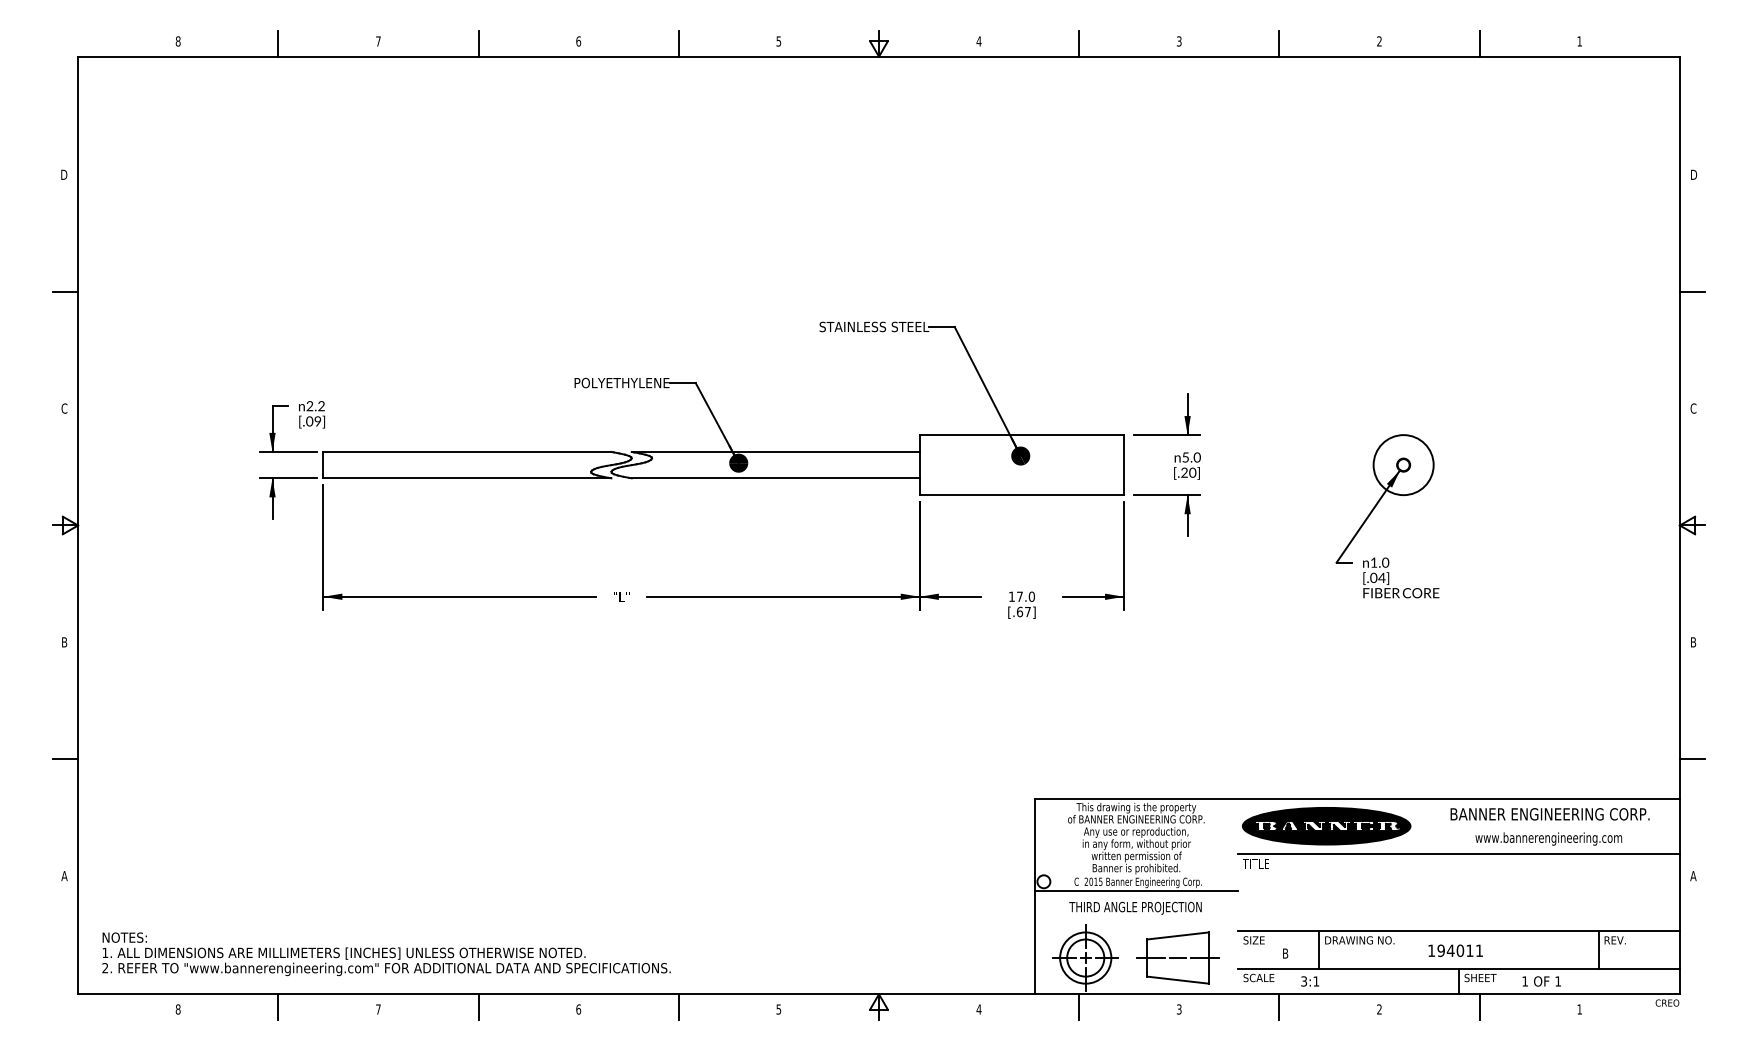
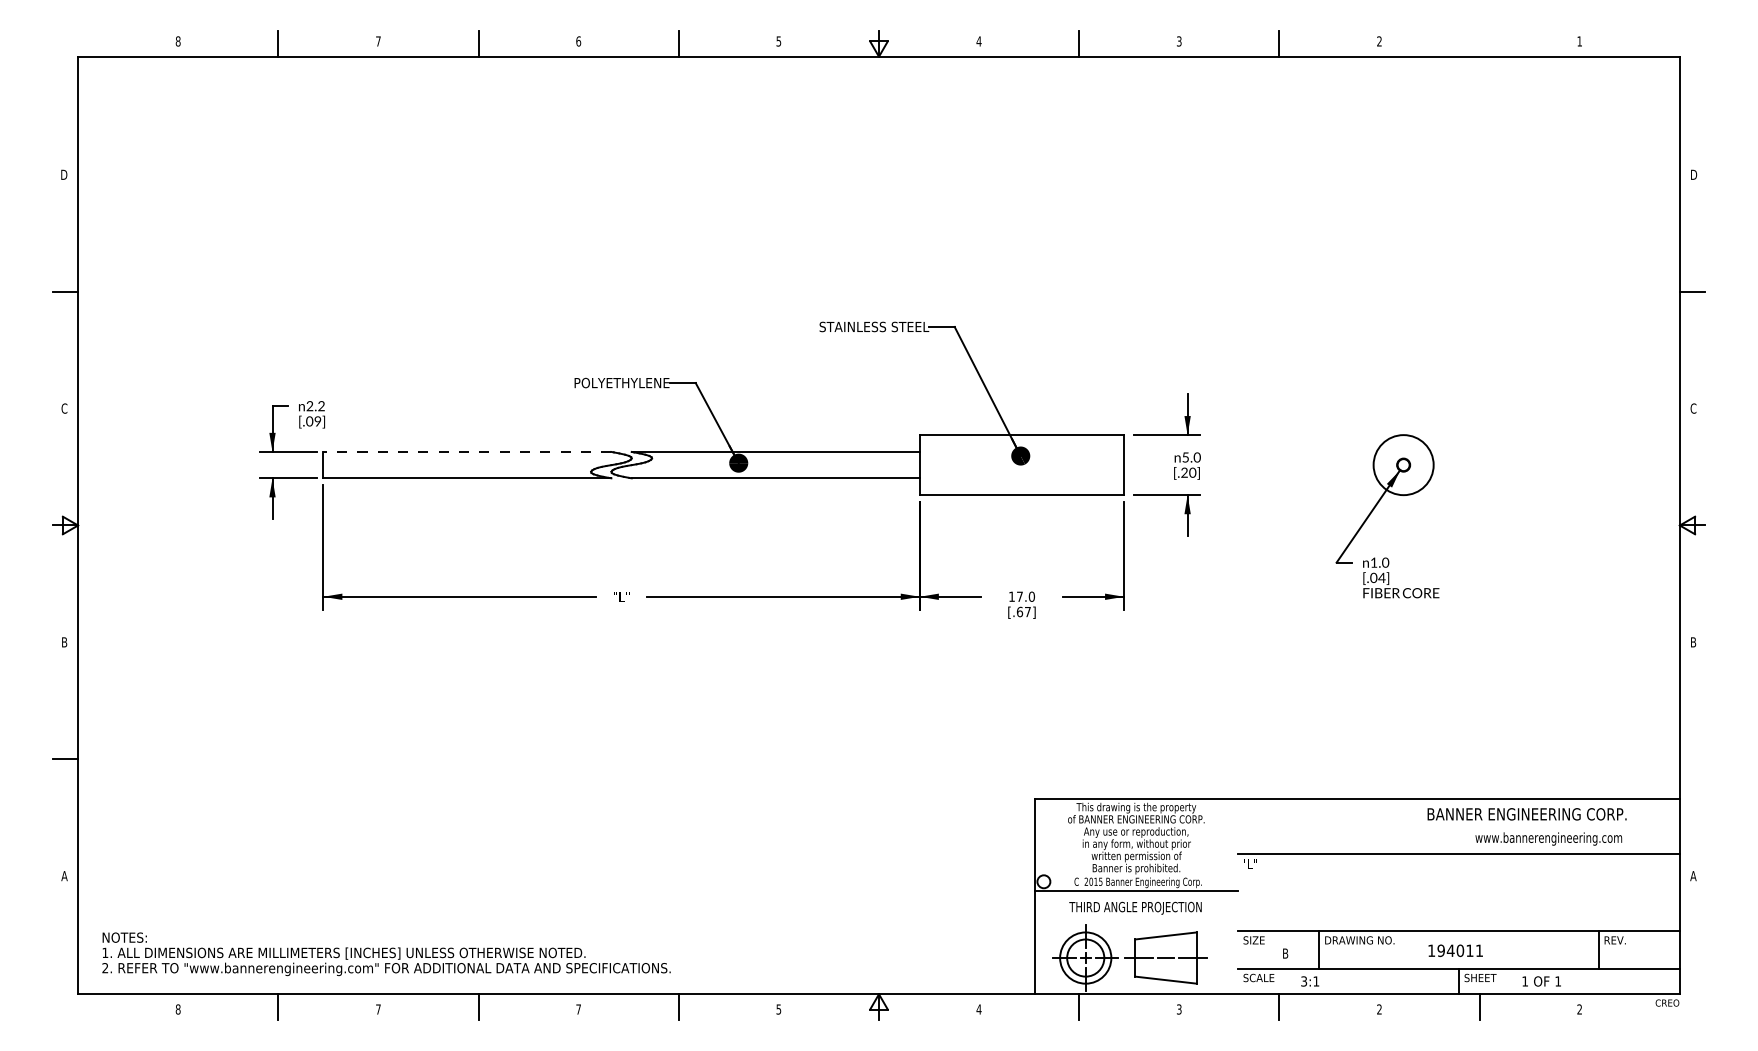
line: present -> none (1479, 43)
line: solid -> dashed (466, 451)
line: present -> none (1692, 759)
text position: (1549, 814) -> (1526, 814) (1526, 814)
part: present -> none (1326, 826)
text: TITLE -> "L" (1255, 863)
part position: (1177, 957) -> (1165, 957) (1165, 957)
text: 6 -> 7 (578, 1009)
text: 1 -> 2 (1579, 1009)
